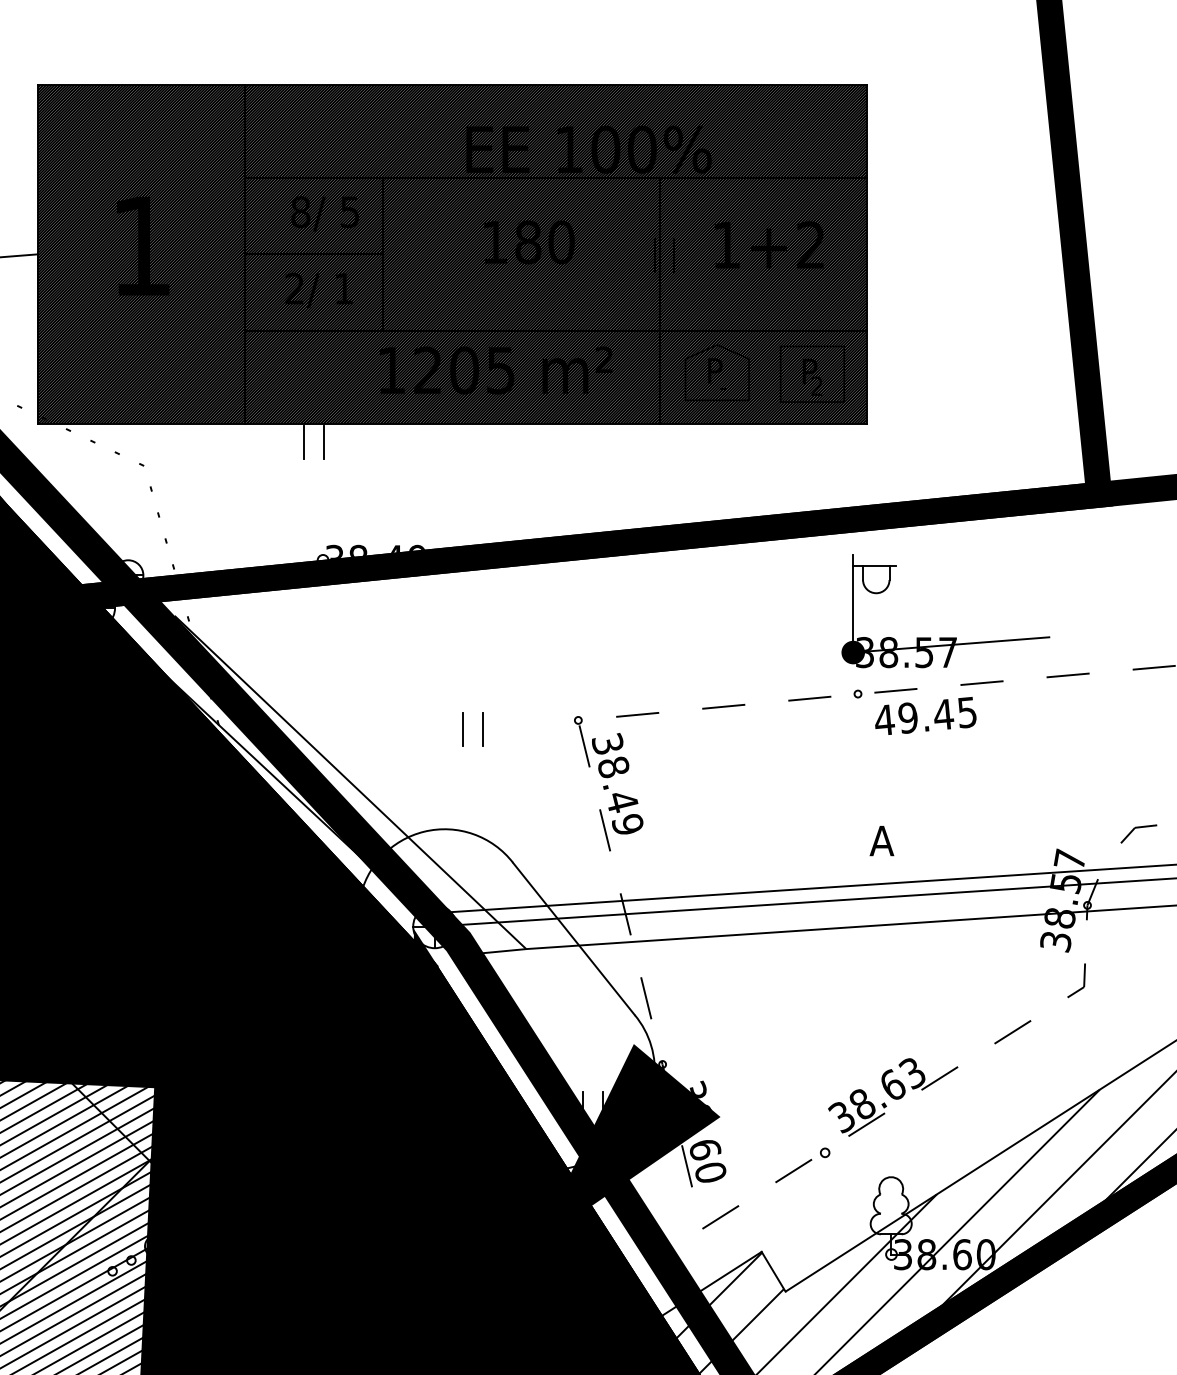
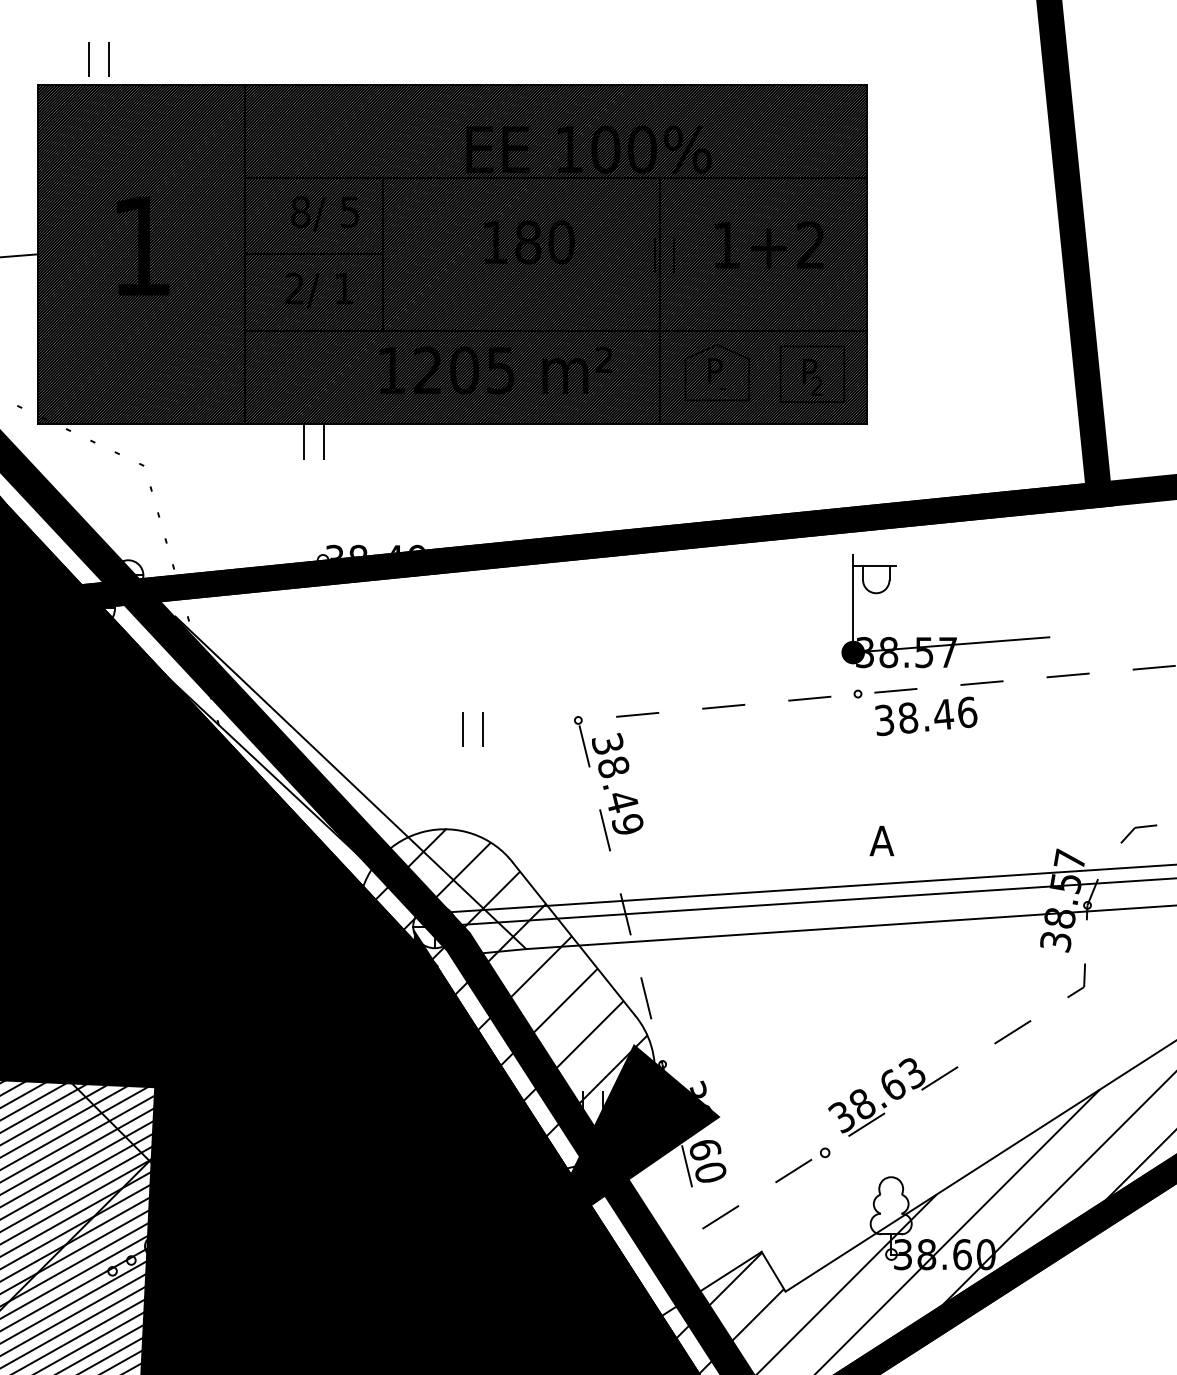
part: none -> present (89, 59)
text: 49.45 -> 38.46 (926, 716)
hatch: none -> present (509, 996)
